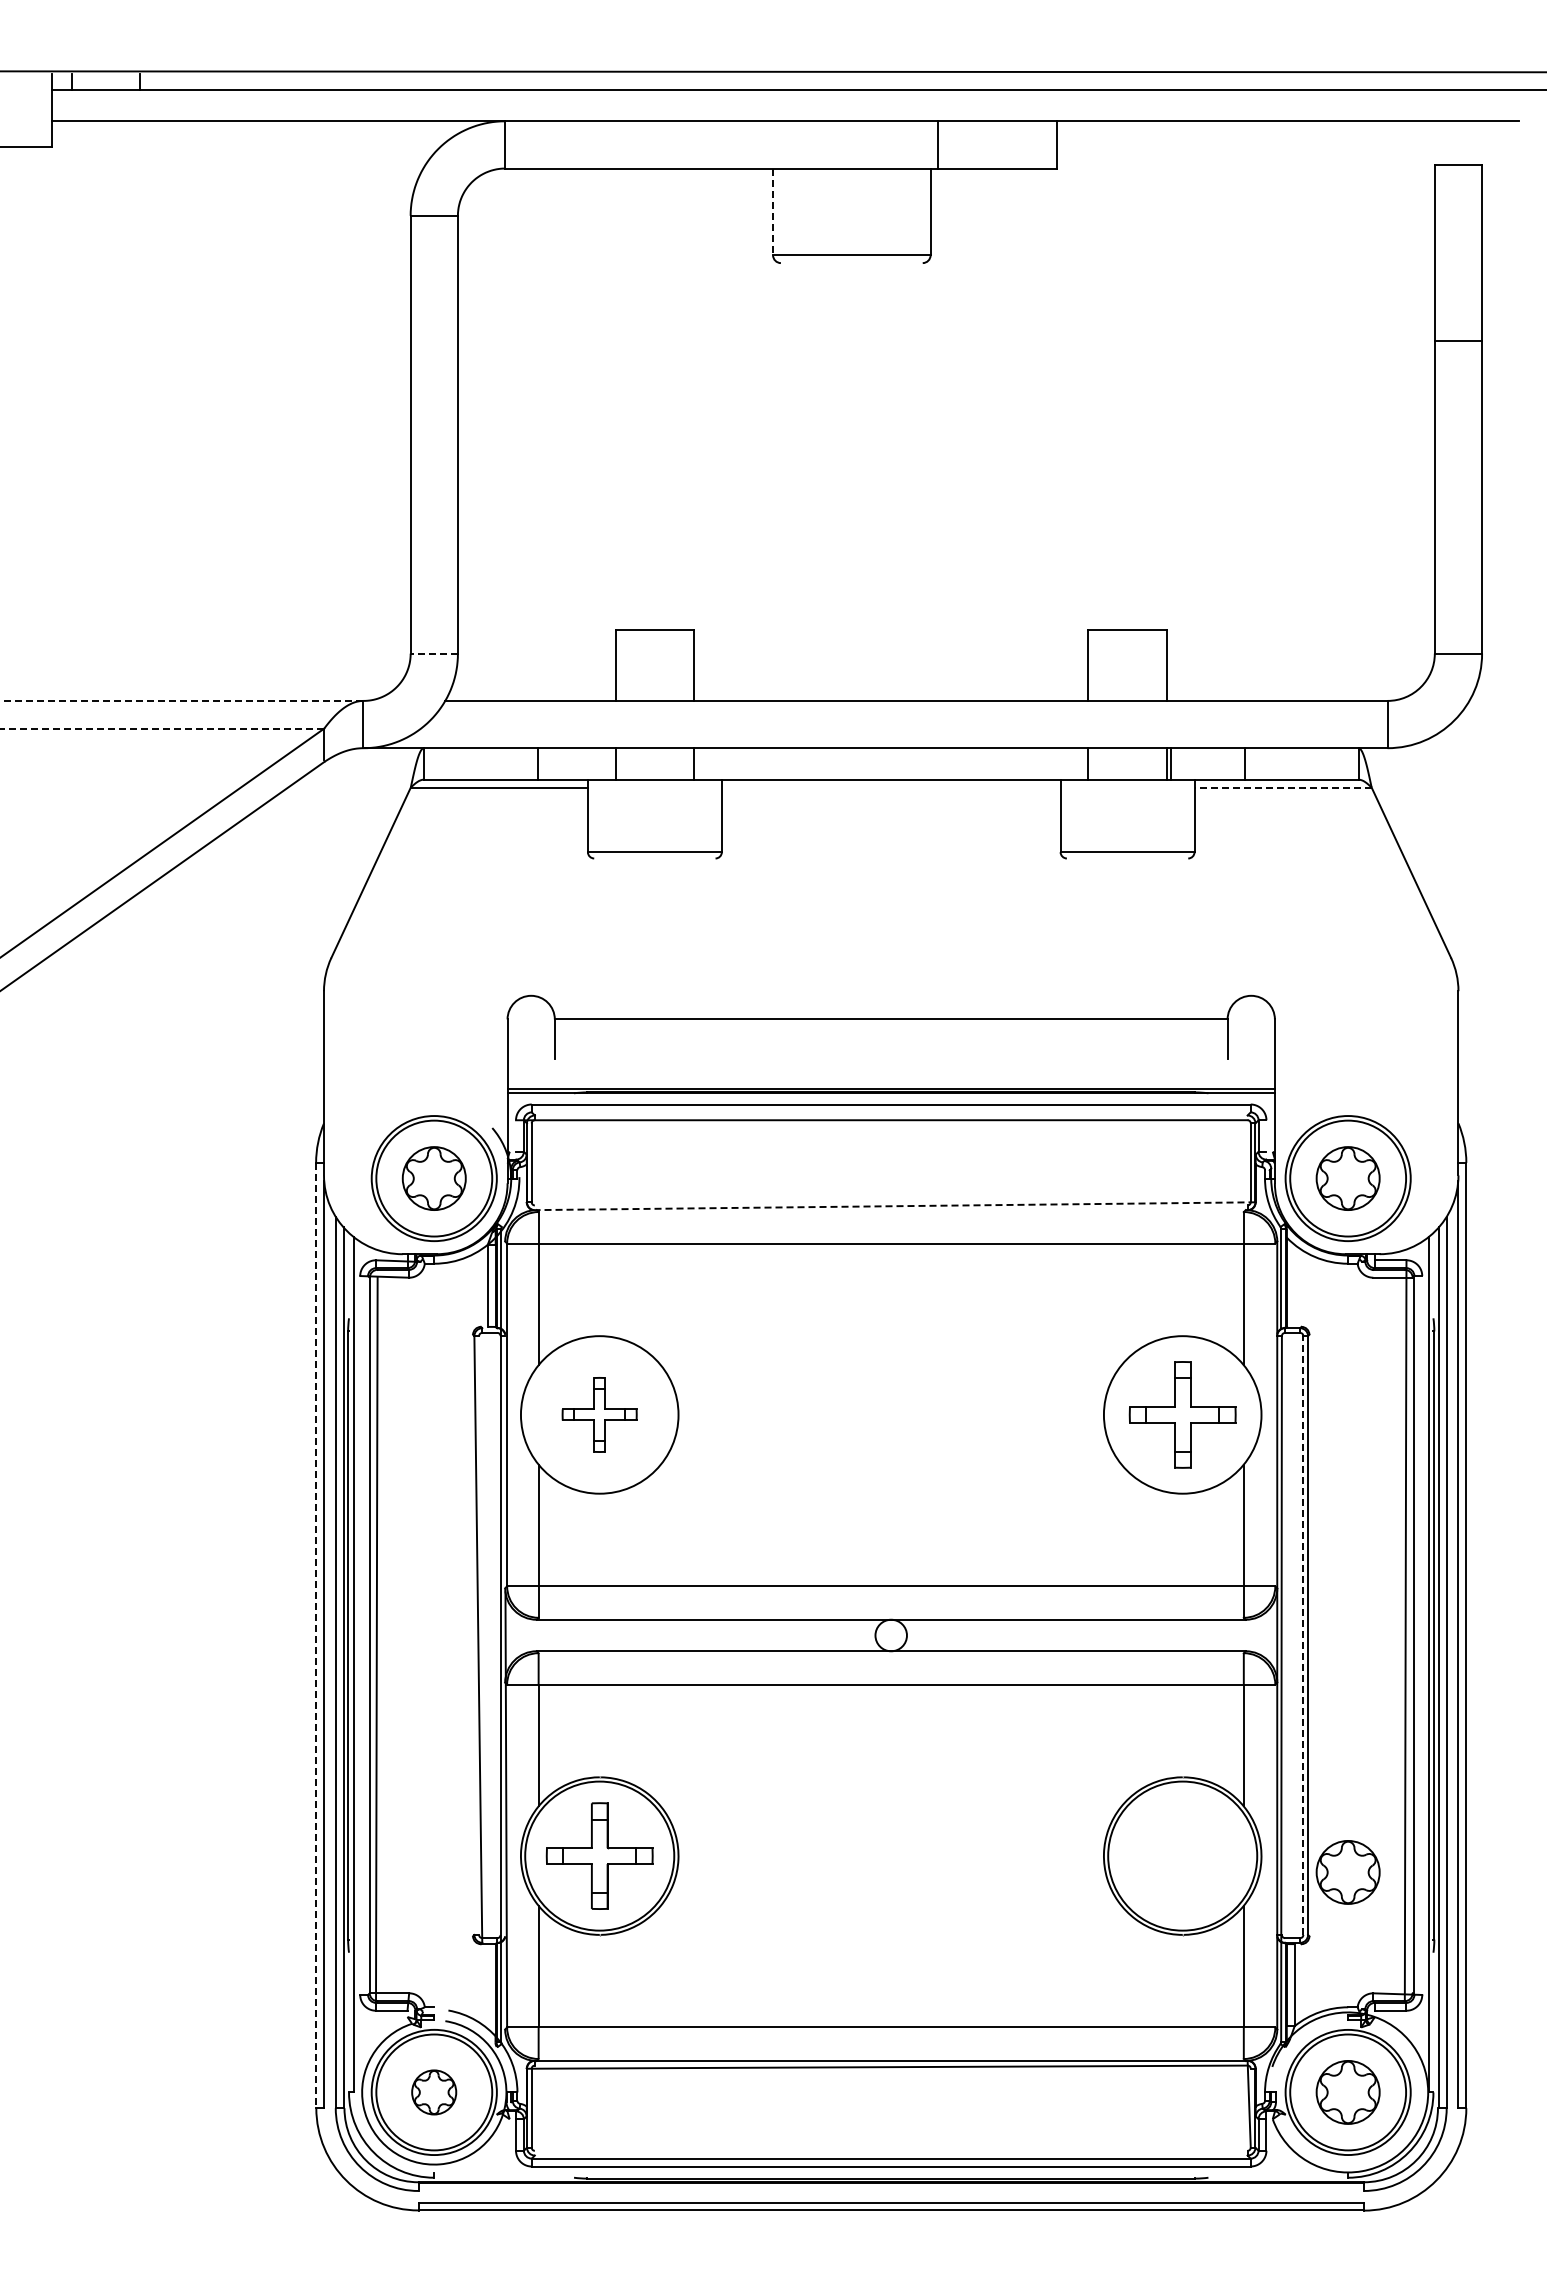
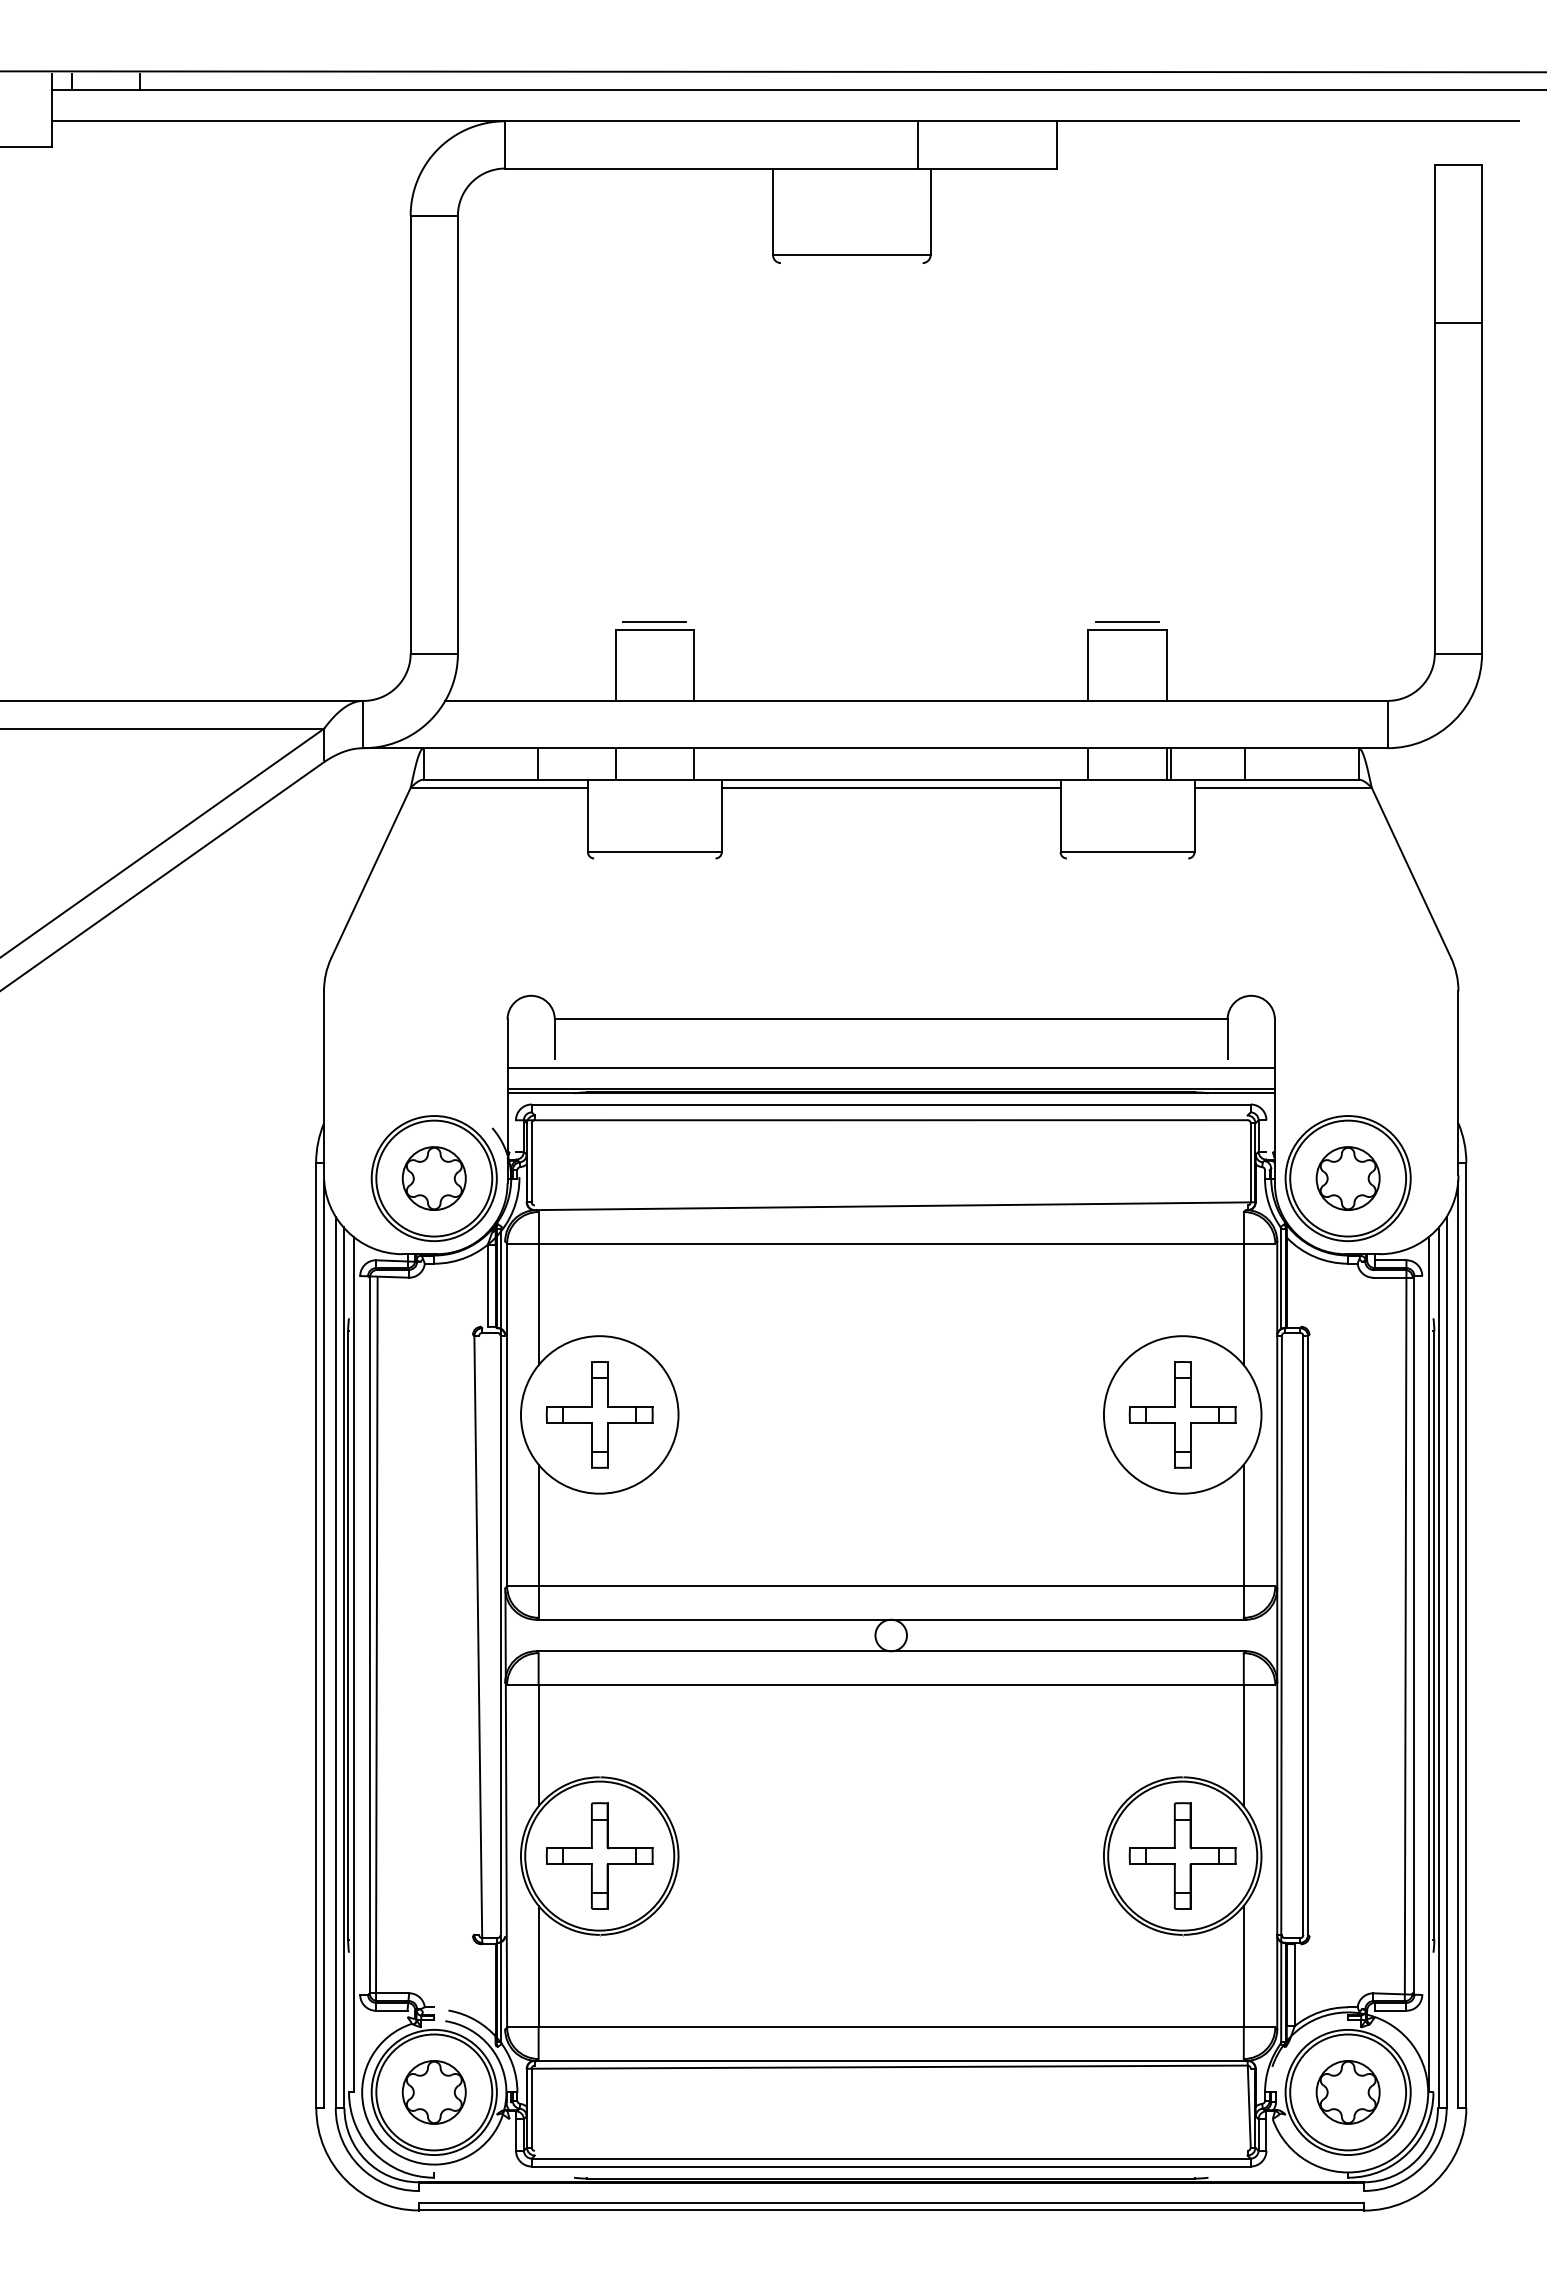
line position: (938, 144) -> (918, 144) (918, 144)
line: dashed -> solid (773, 212)
line position: (1458, 340) -> (1458, 322) (1458, 322)
line: none -> present (654, 622)
line: none -> present (1127, 622)
line: dashed -> solid (434, 653)
line: dashed -> solid (181, 700)
line: dashed -> solid (162, 728)
line: none -> present (890, 787)
line: dashed -> solid (1283, 787)
line: none -> present (890, 1068)
line: dashed -> solid (895, 1206)
part size: 77x76 px -> 109x108 px (599, 1414)
line: dashed -> solid (316, 1635)
line: dashed -> solid (1303, 1635)
part: none -> present (1182, 1855)
part: present -> none (1347, 1872)
part size: 47x47 px -> 66x65 px (433, 2092)
